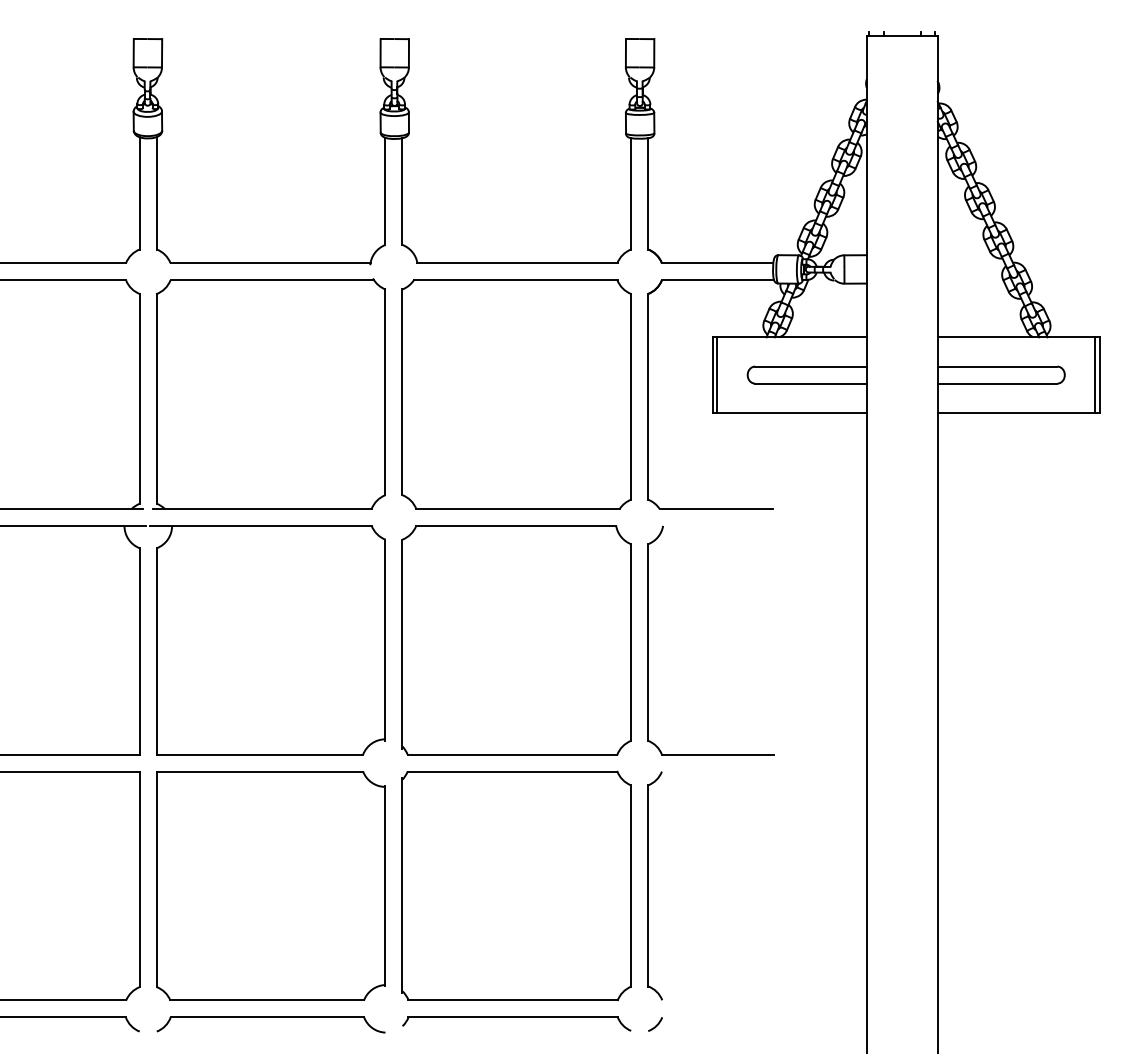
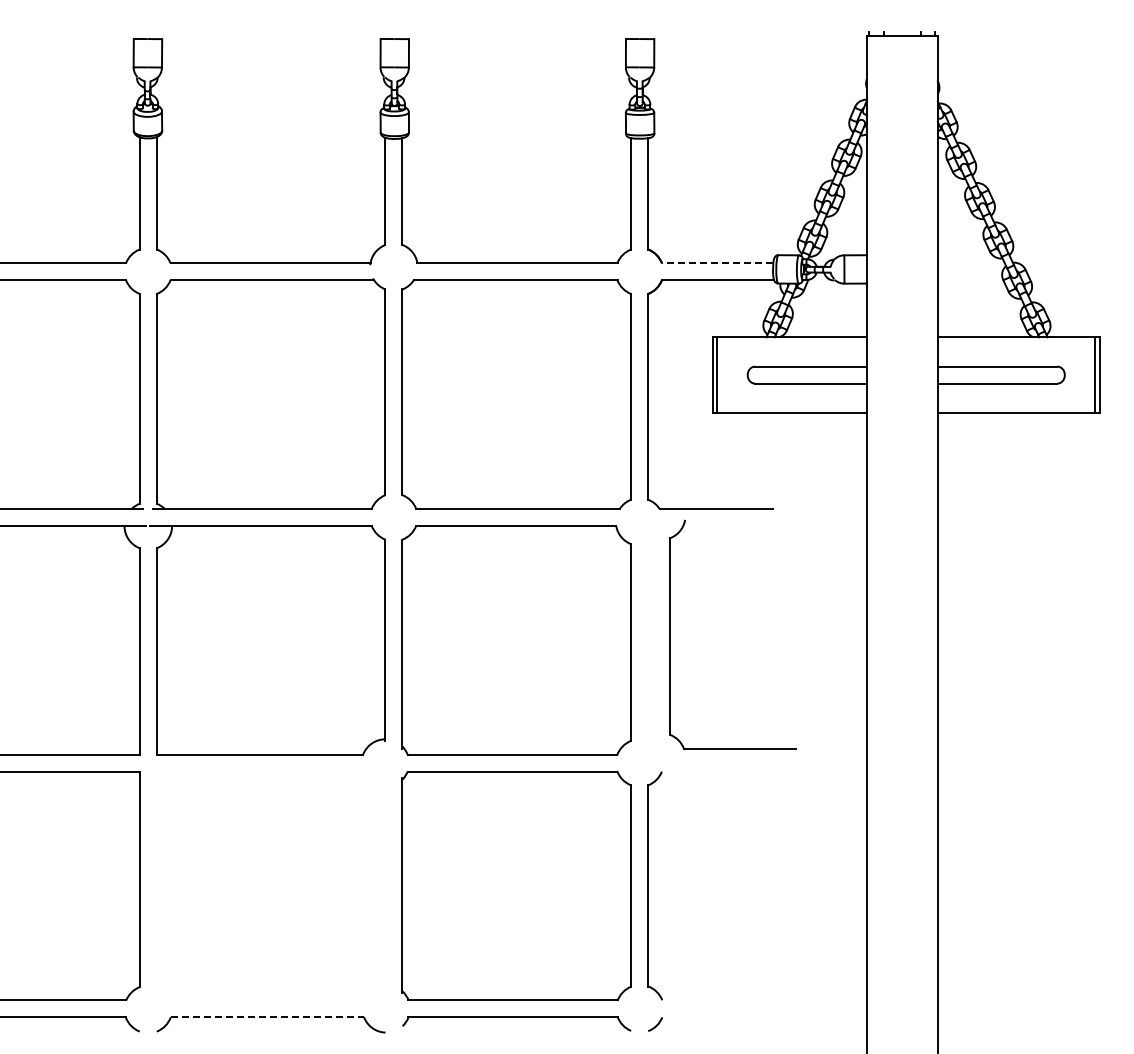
line: solid -> dashed (717, 263)
part position: (648, 640) -> (670, 634) (670, 634)
part: present -> none (270, 885)
line: solid -> dashed (267, 1017)
